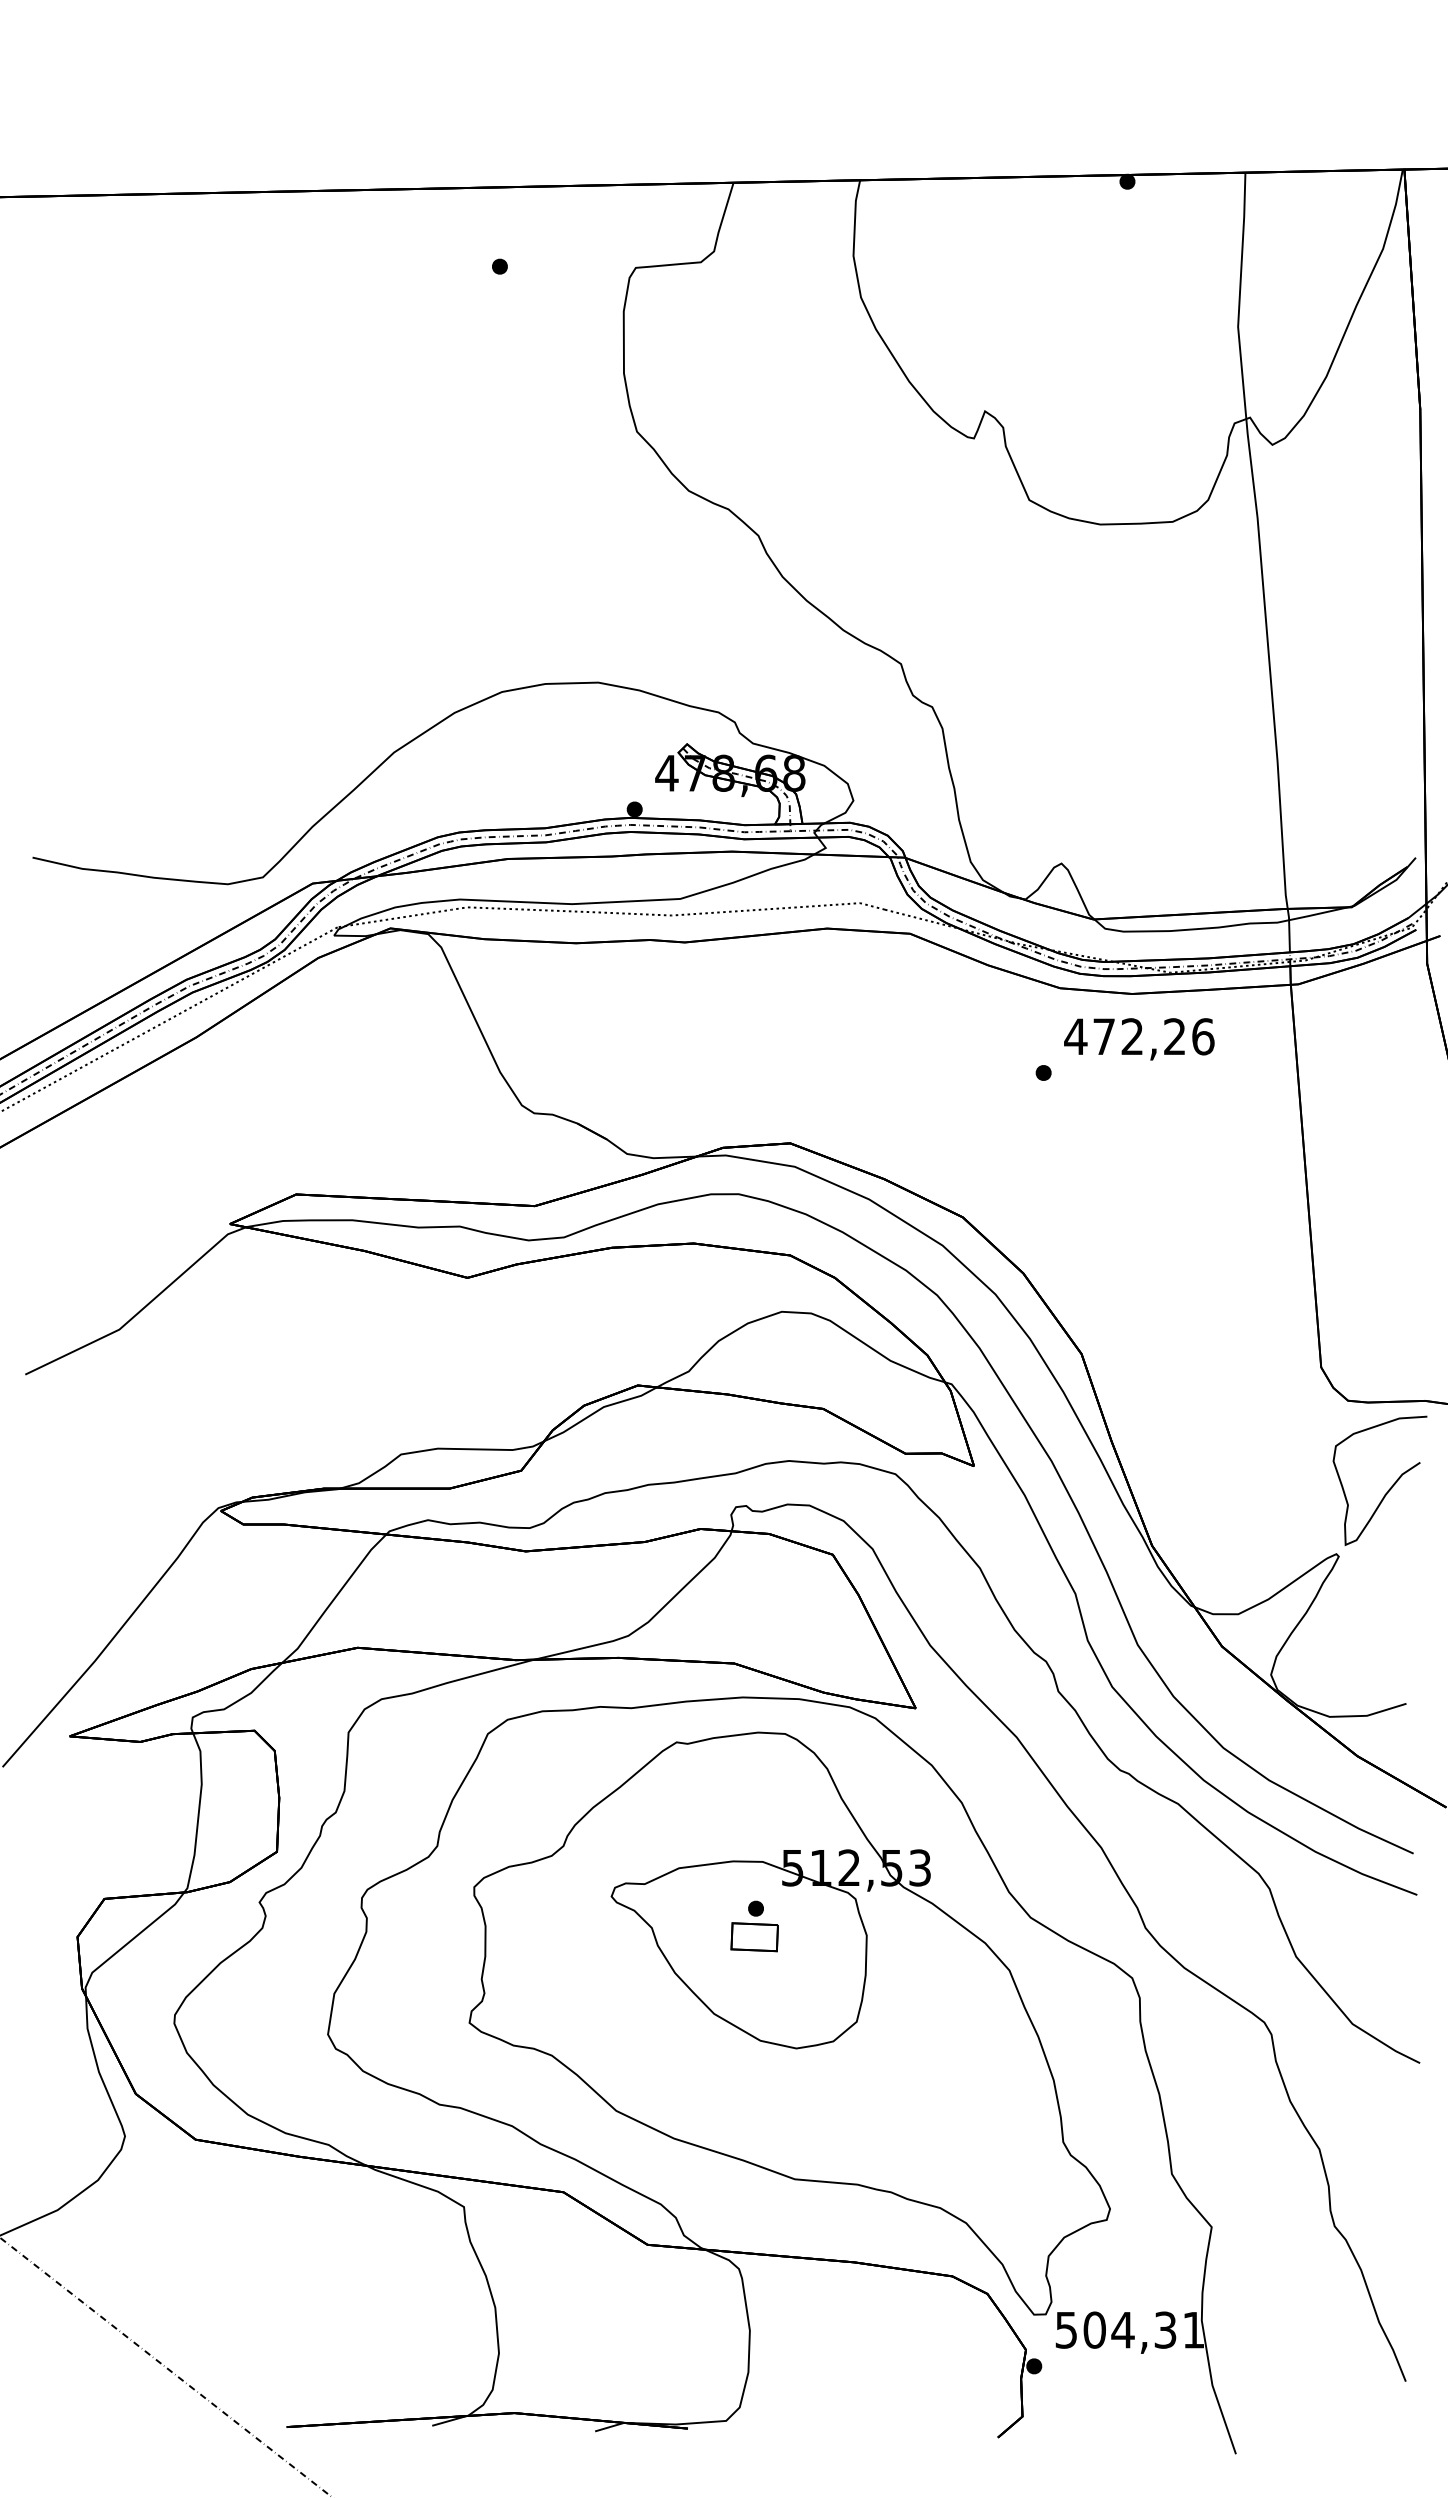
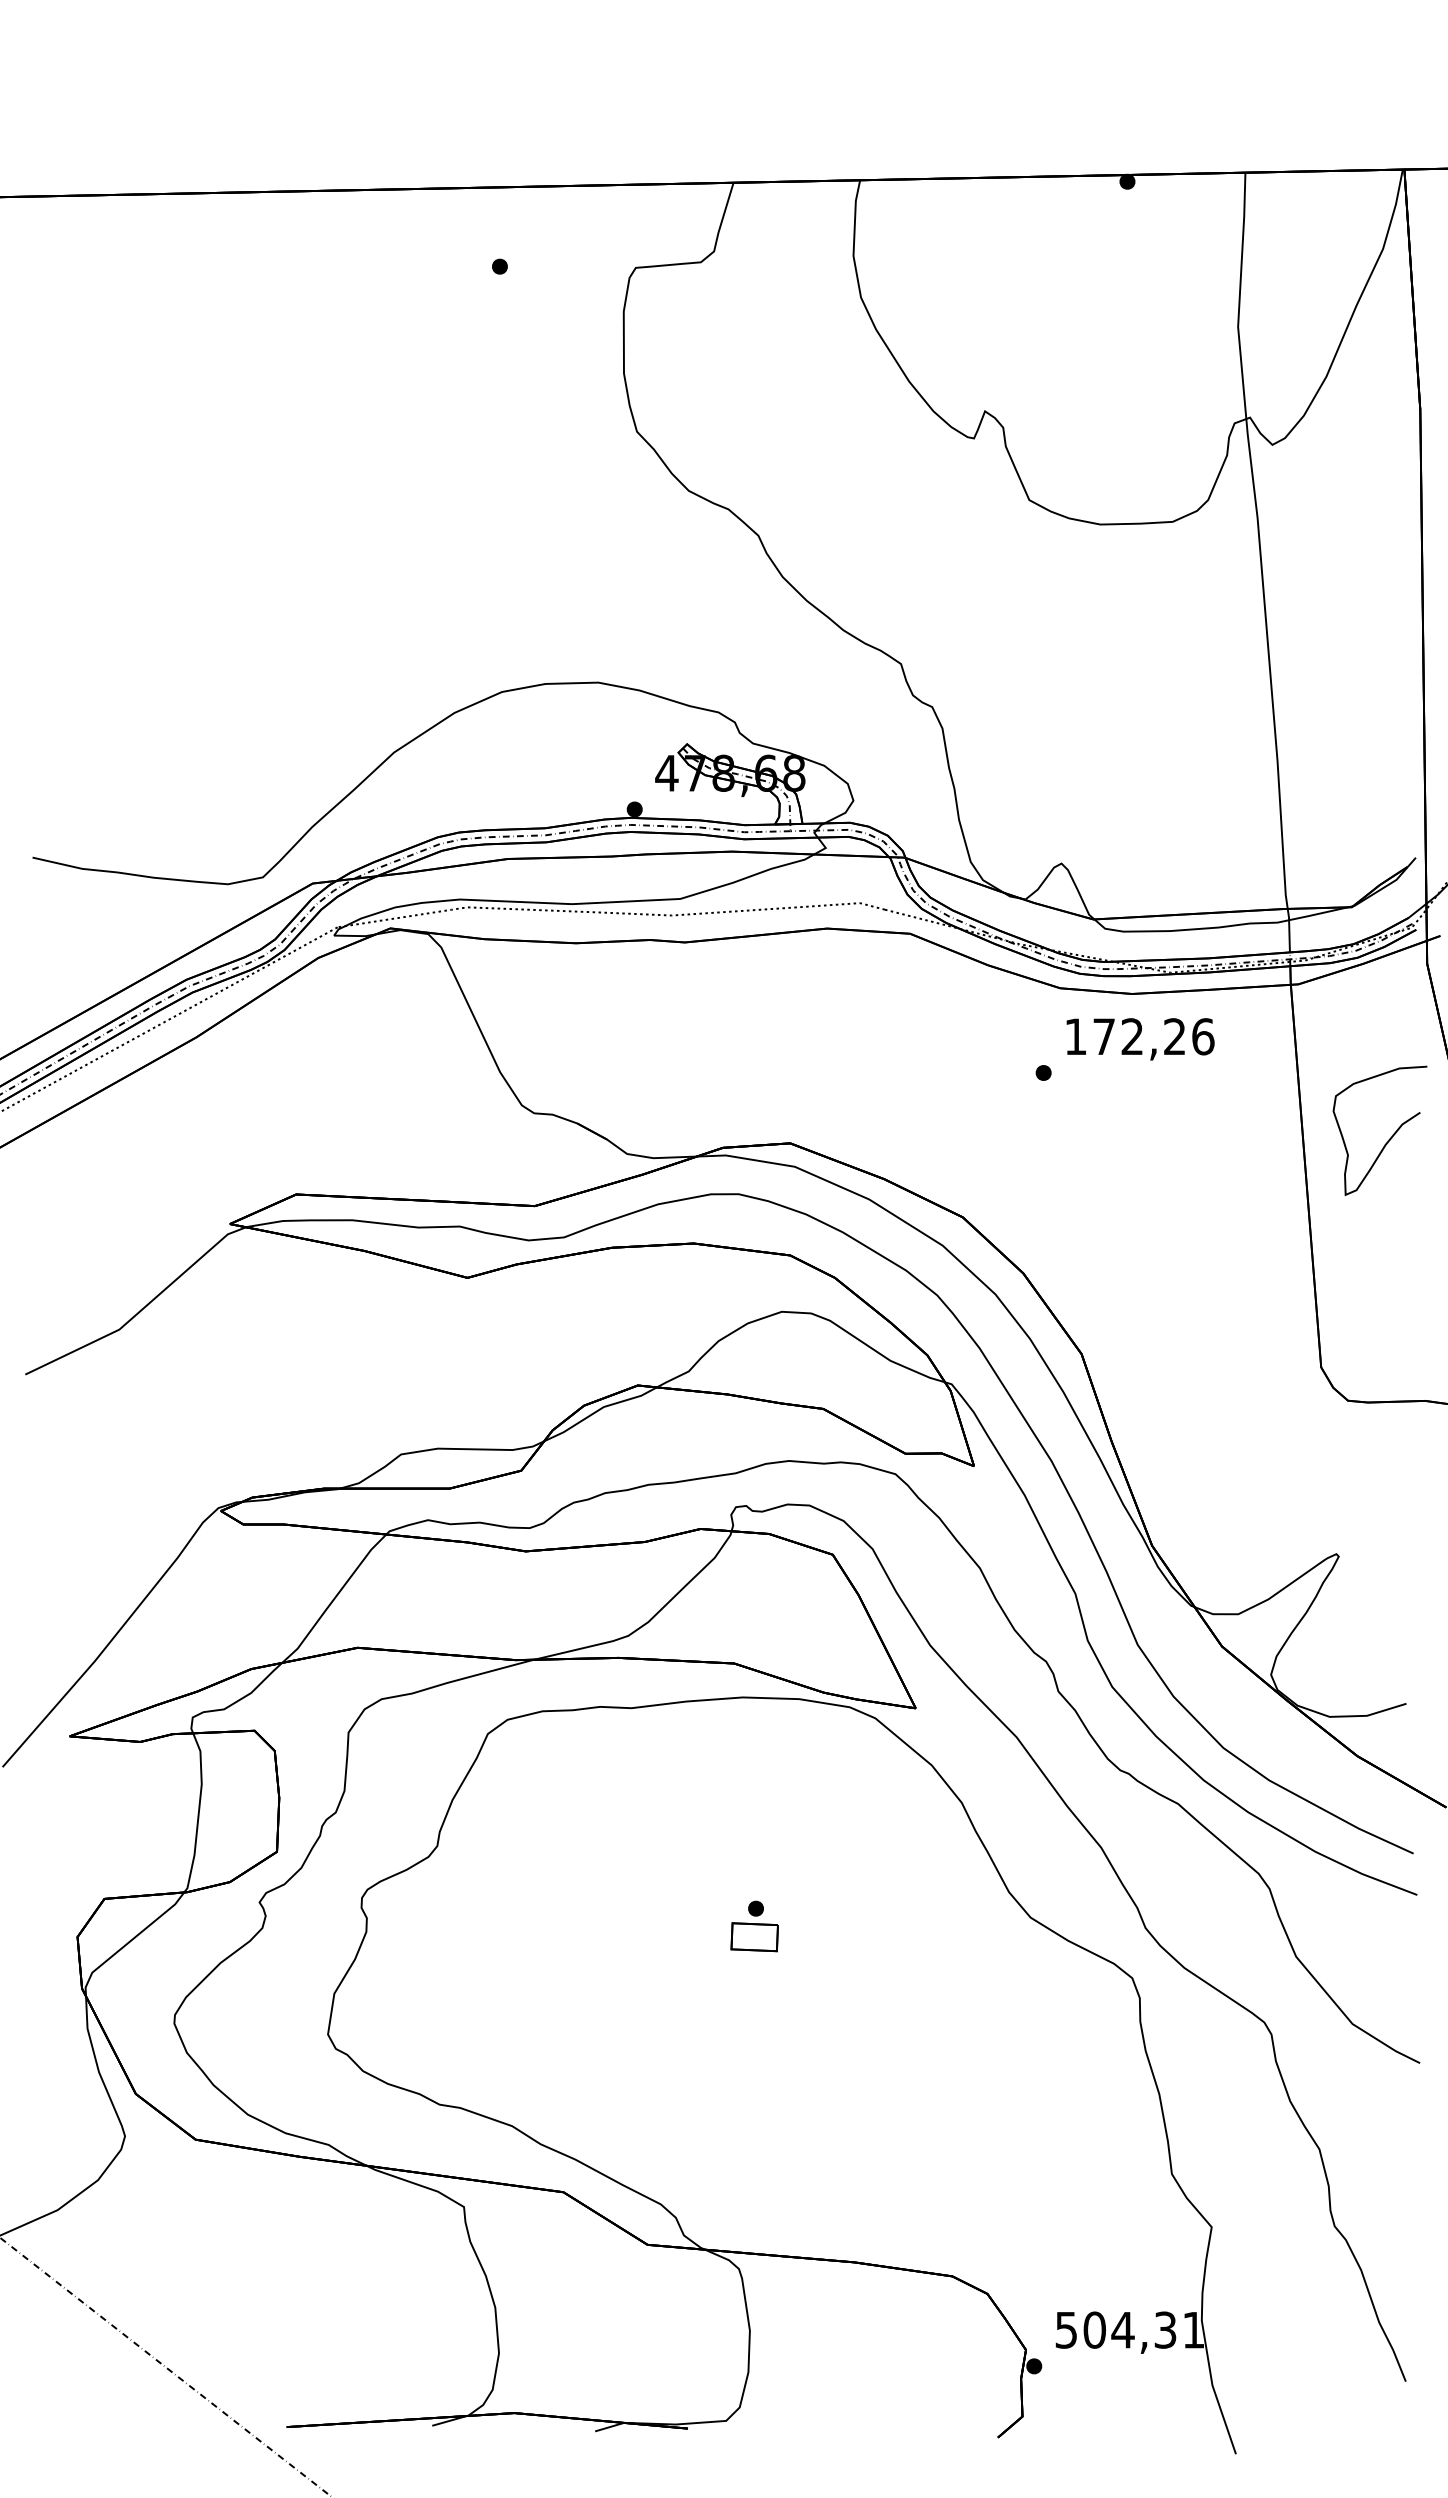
text: 472,26 -> 172,26 (1075, 1036)
curve position: (1388, 1489) -> (1388, 1139) (1388, 1139)
part: present -> none (789, 2023)
